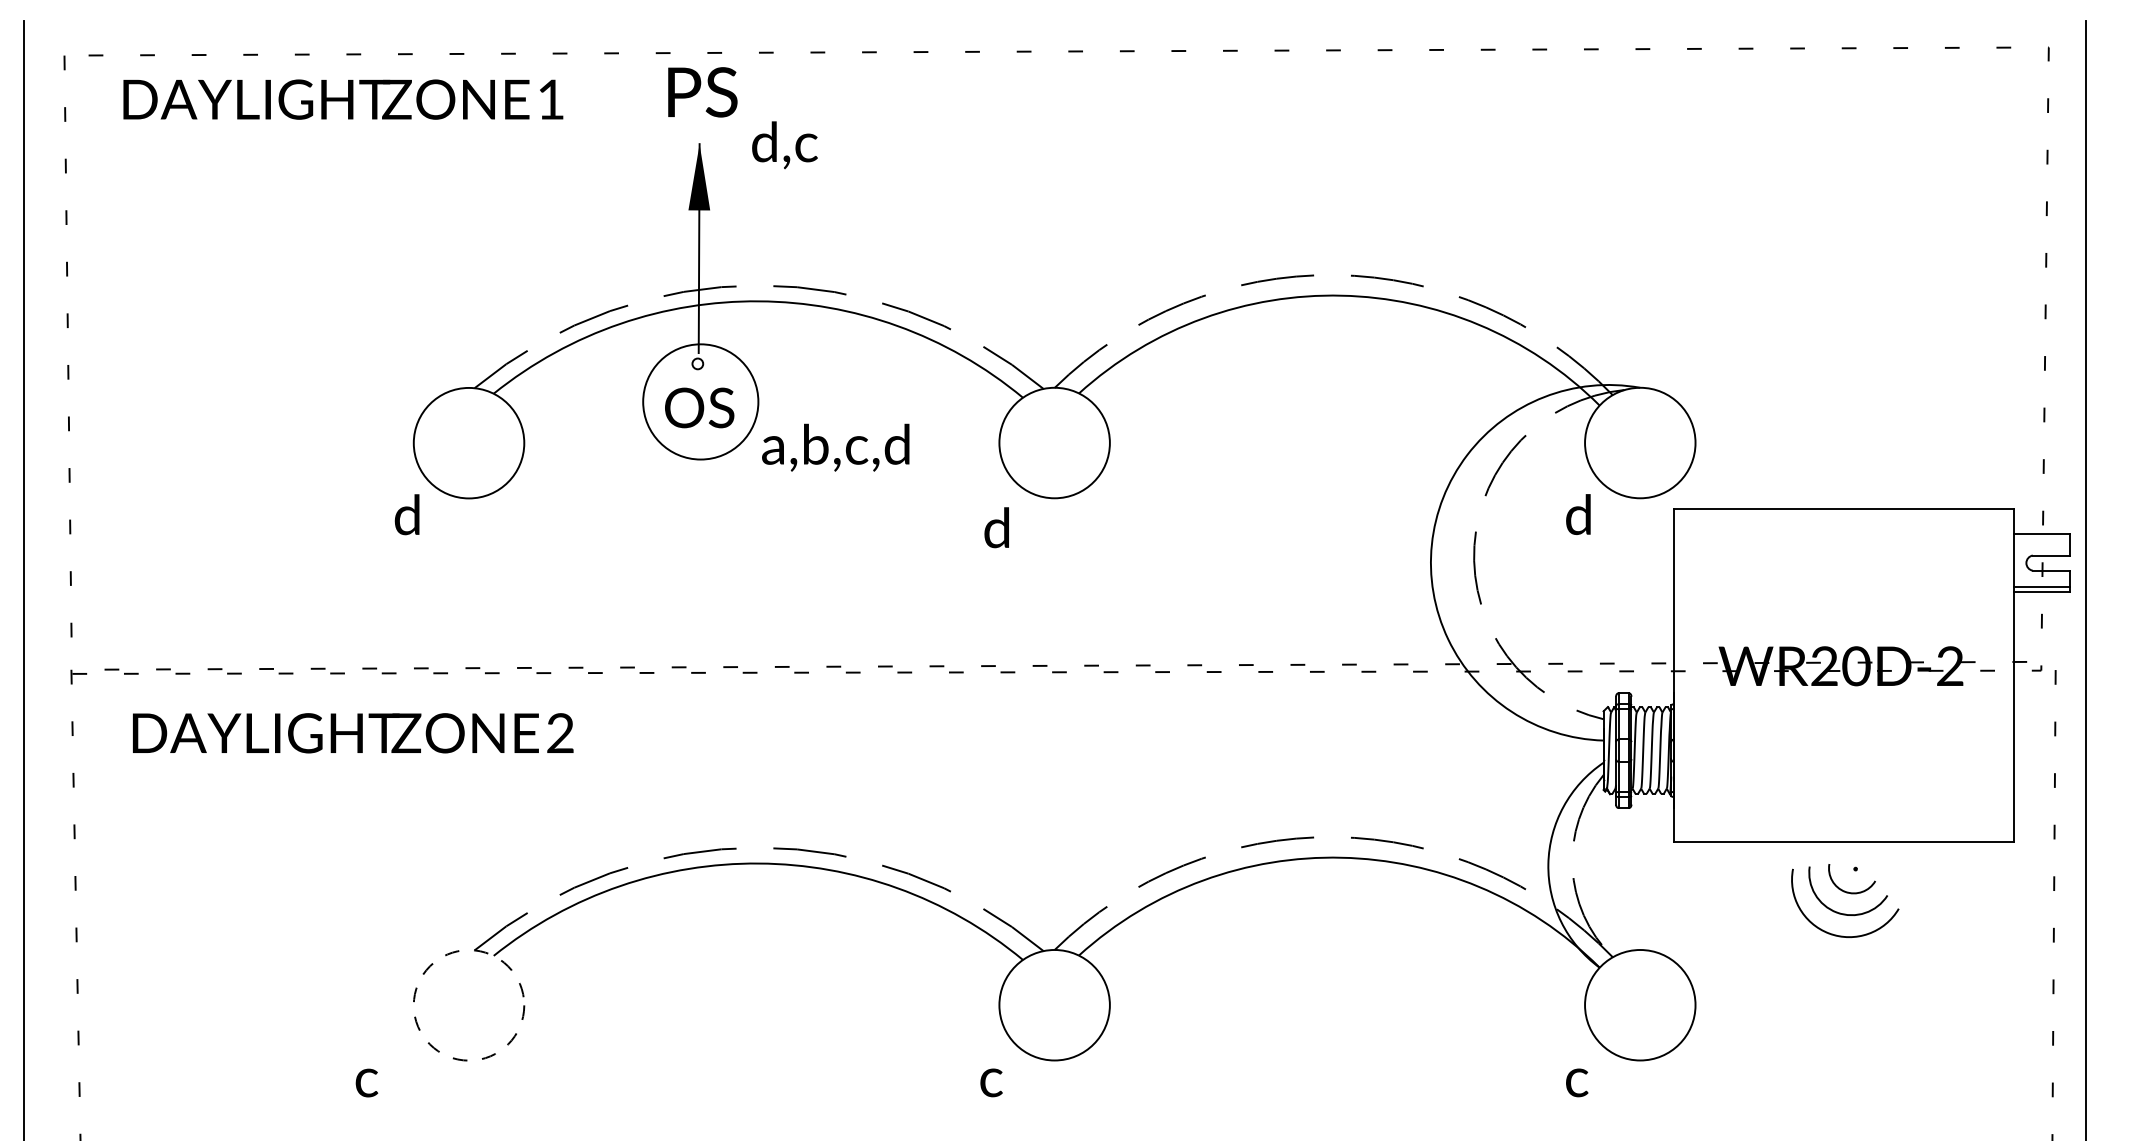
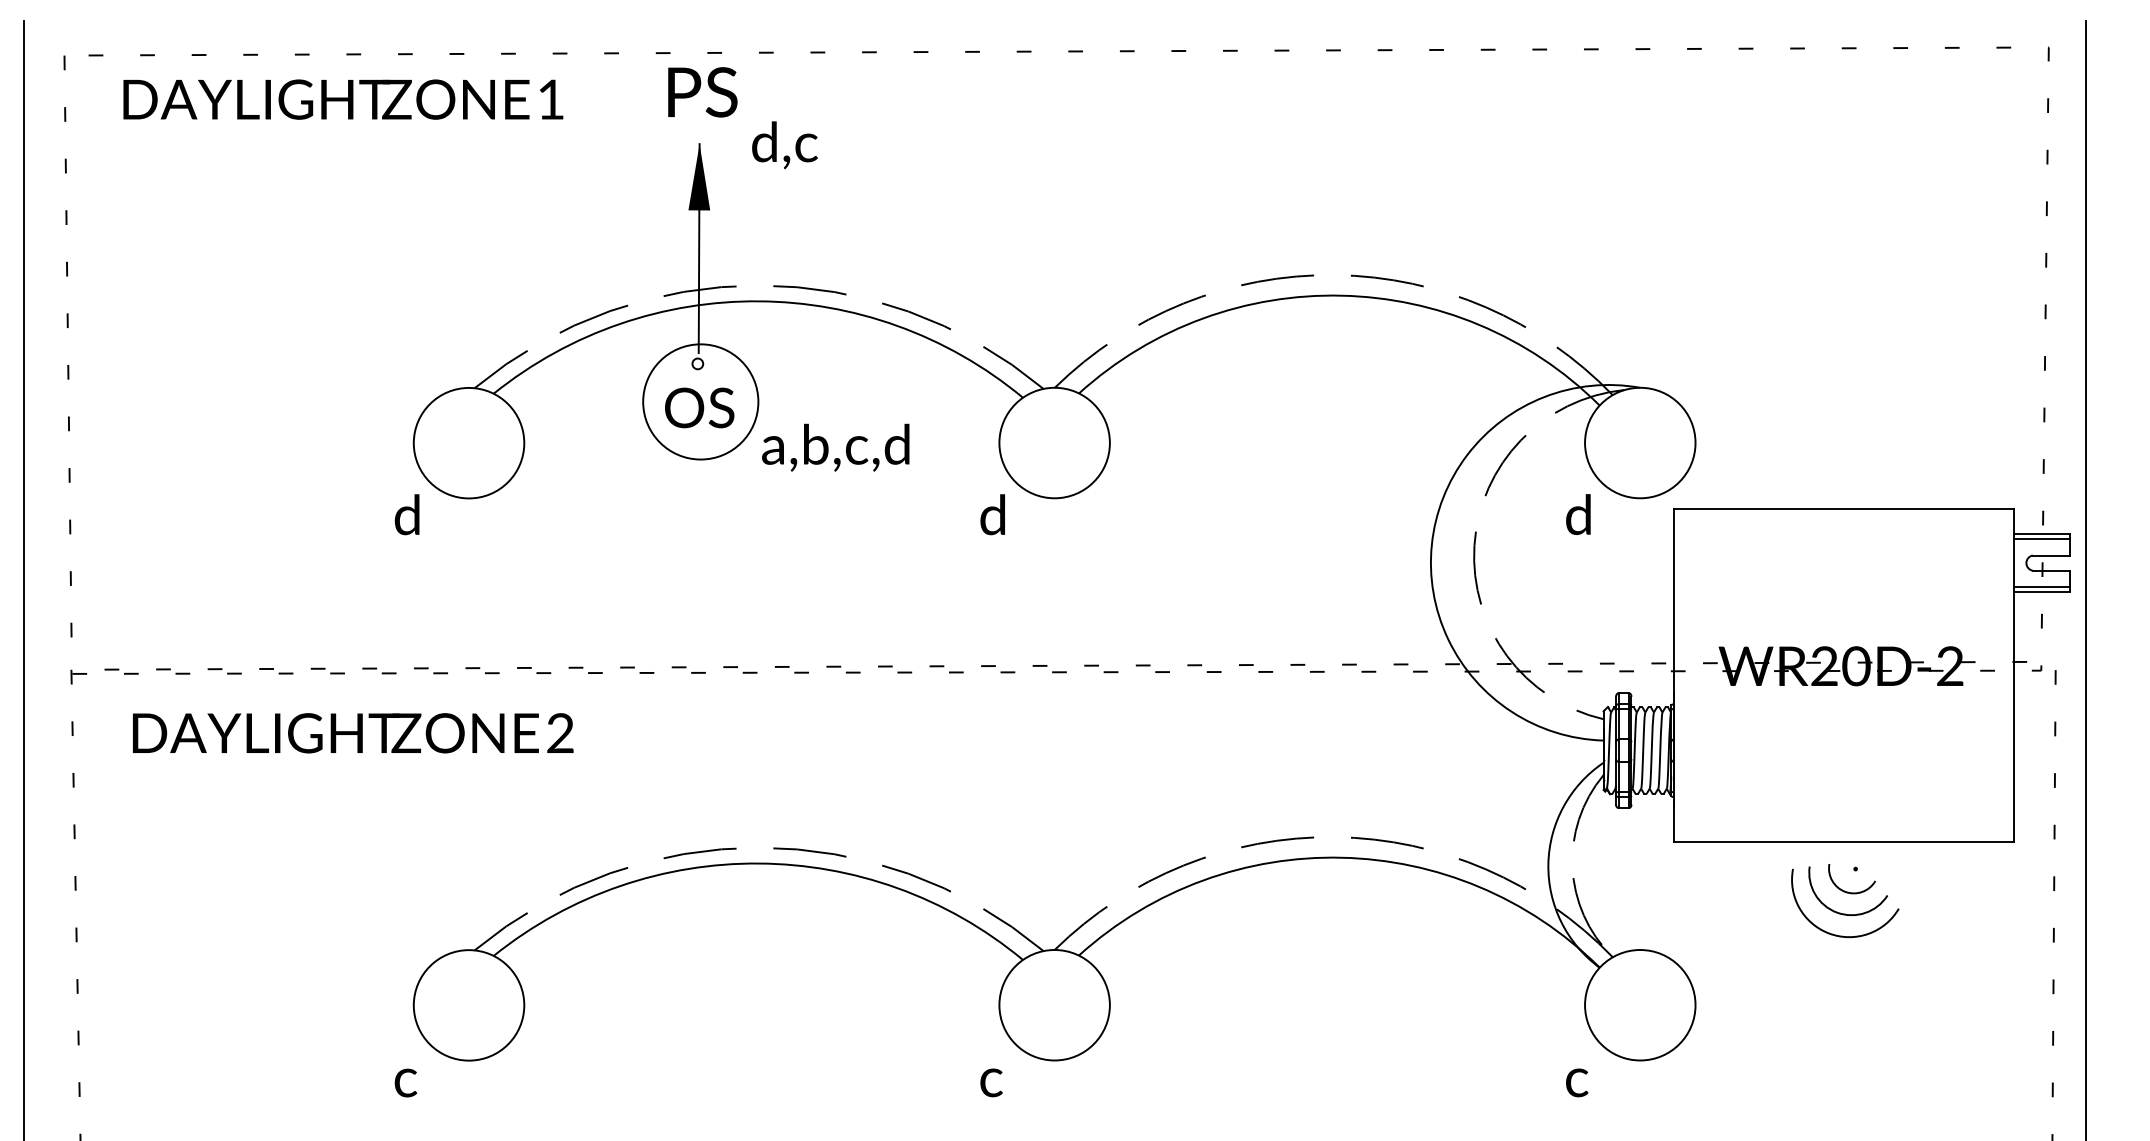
text position: (996, 527) -> (992, 514) (992, 514)
line: none -> present (2041, 539)
circle: dashed -> solid (468, 1005)
text position: (366, 1082) -> (405, 1082) (405, 1082)
